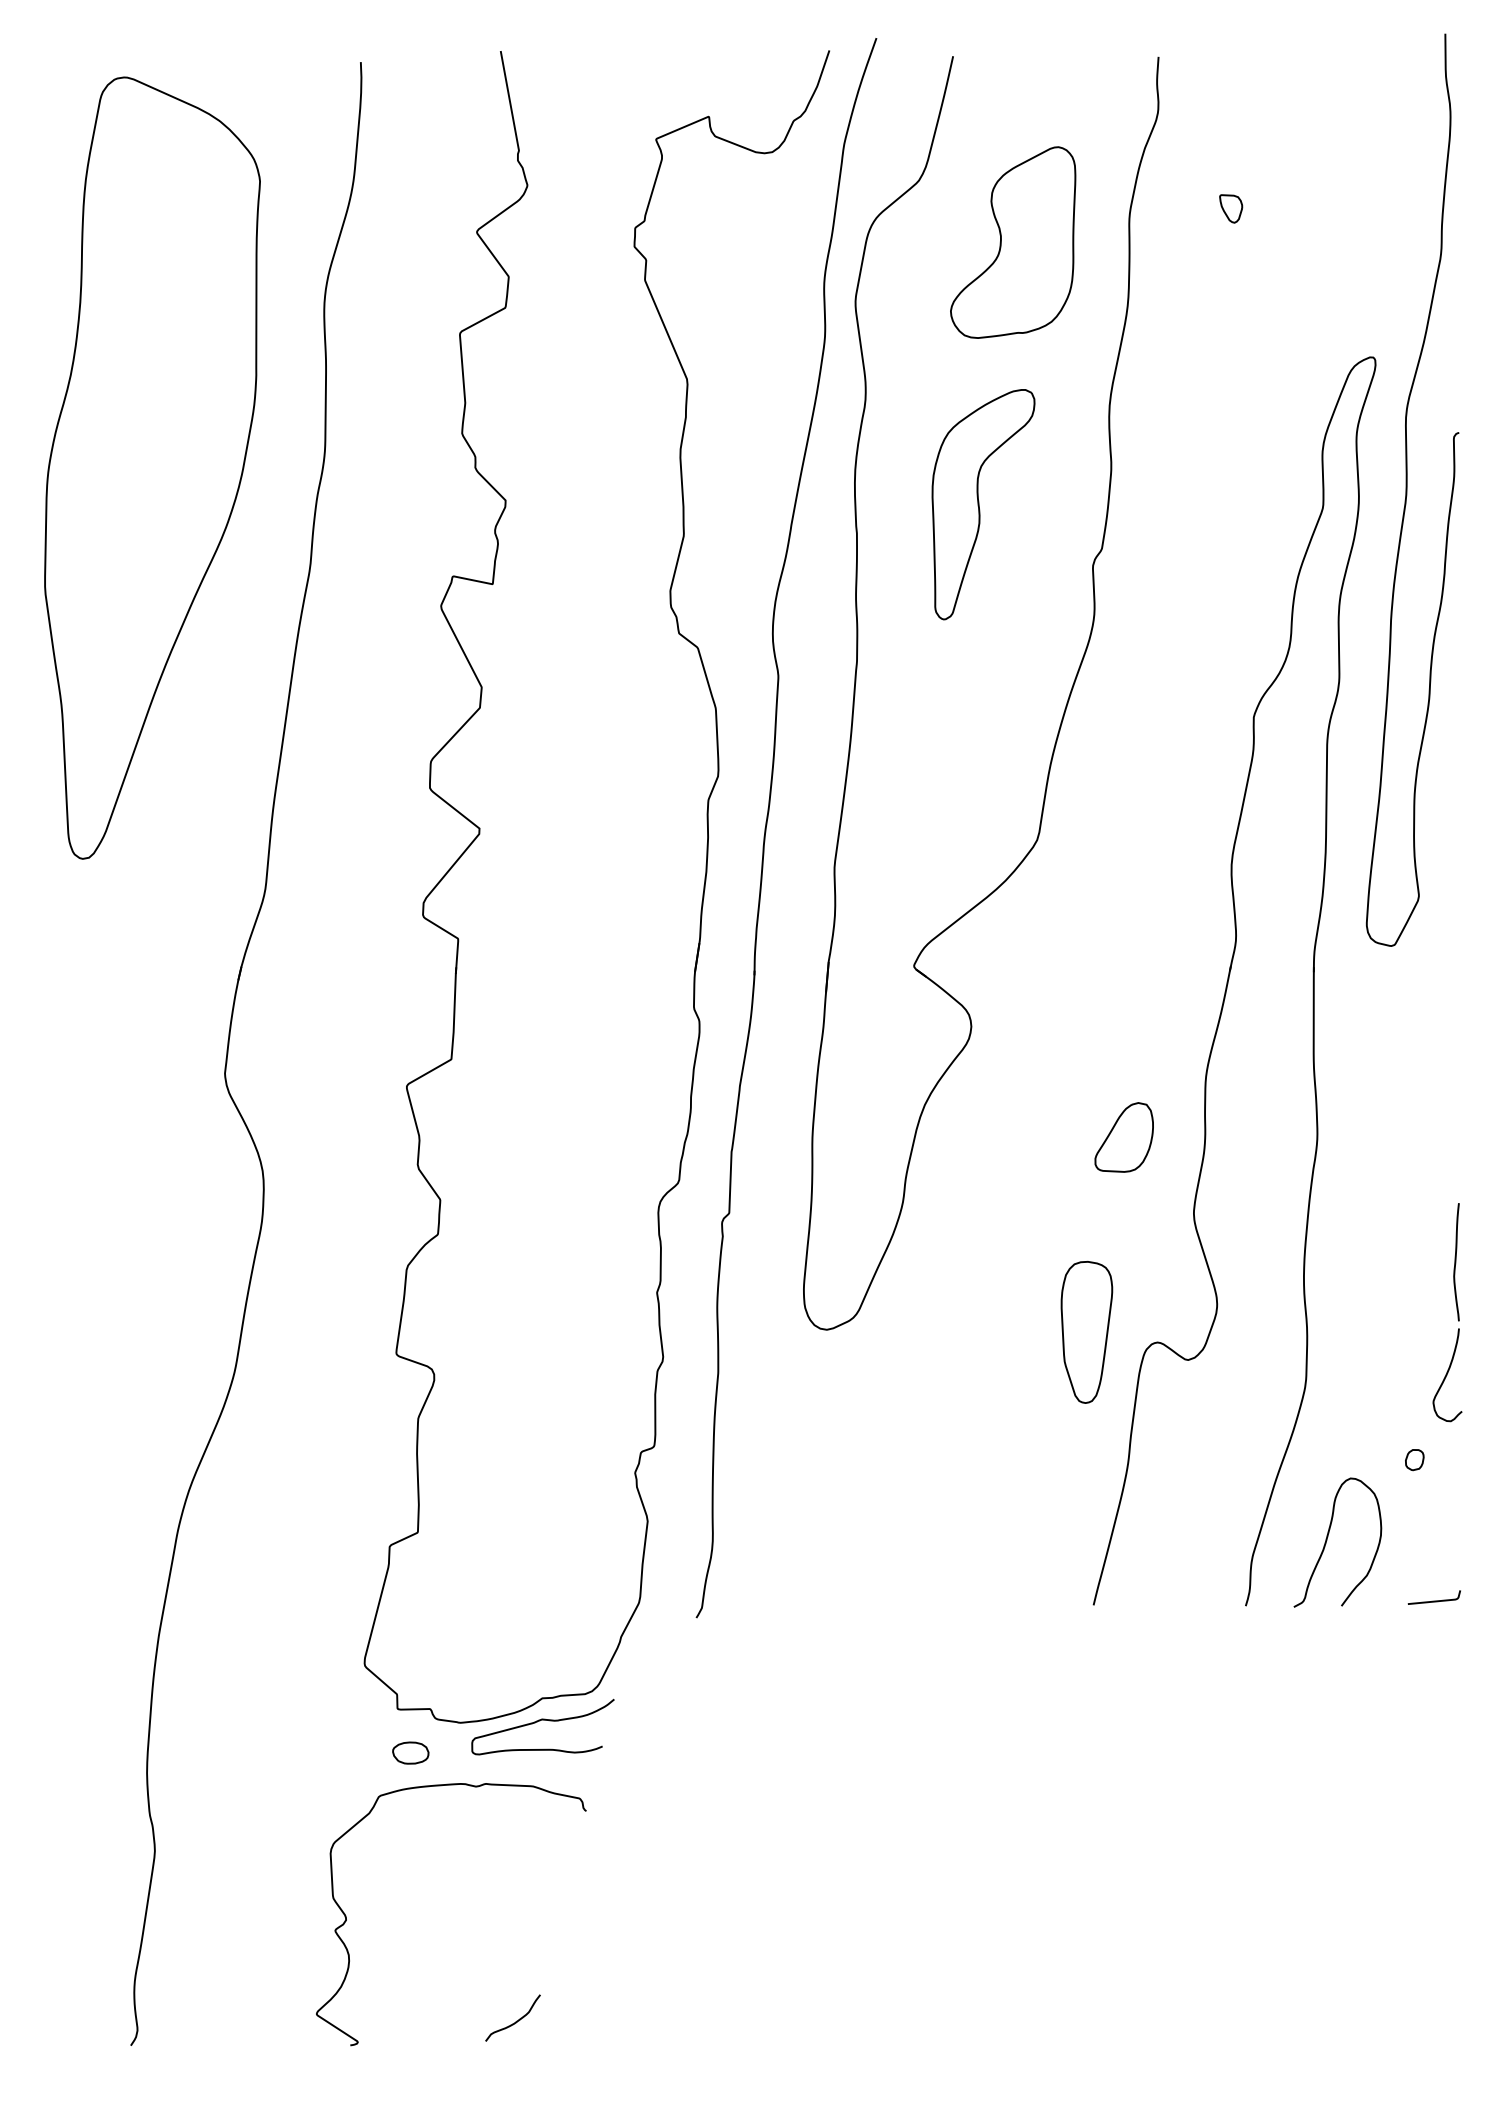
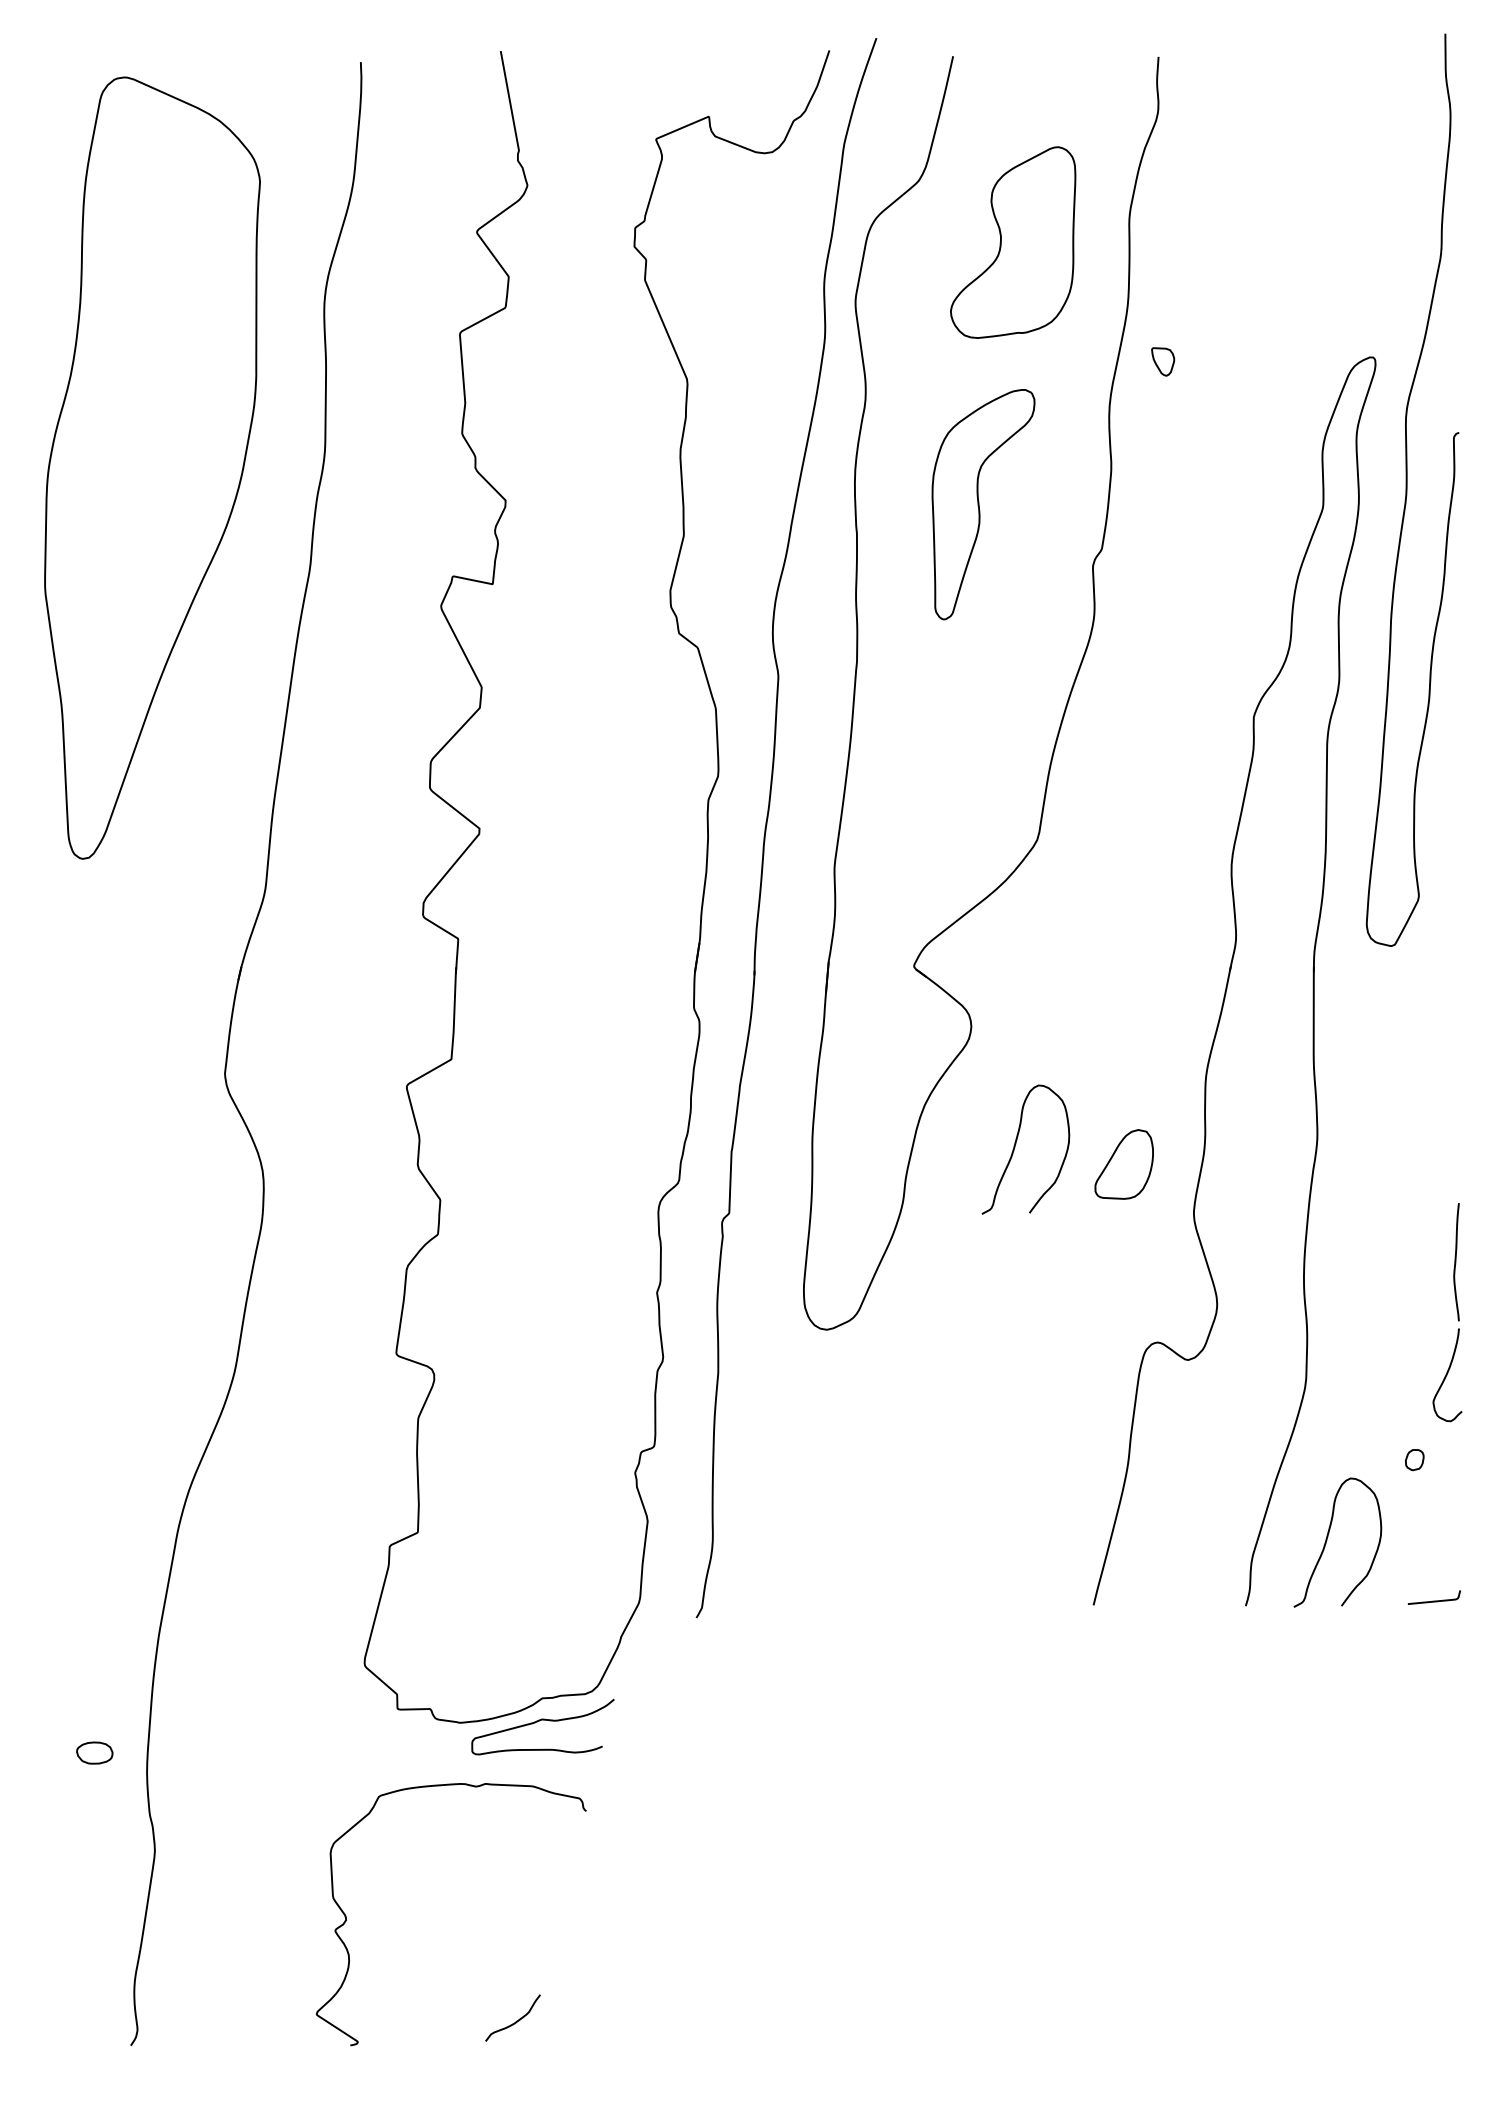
part position: (1231, 208) -> (1163, 361) (1163, 361)
part position: (1123, 1137) -> (1123, 1164) (1123, 1164)
curve: none -> present (1015, 1147)
part: present -> none (1086, 1332)
part position: (410, 1752) -> (94, 1752) (94, 1752)
